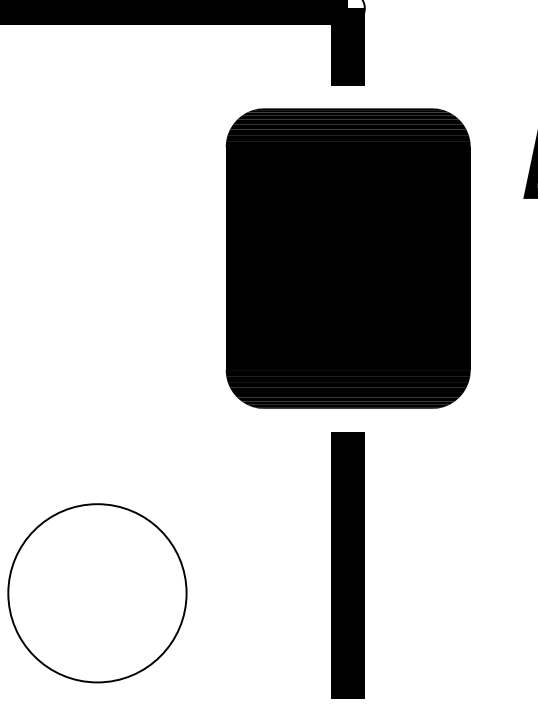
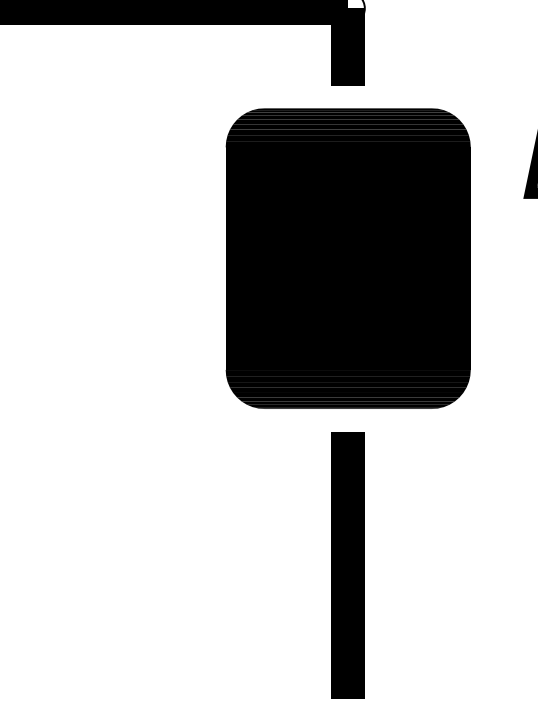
part: present -> none (97, 593)
